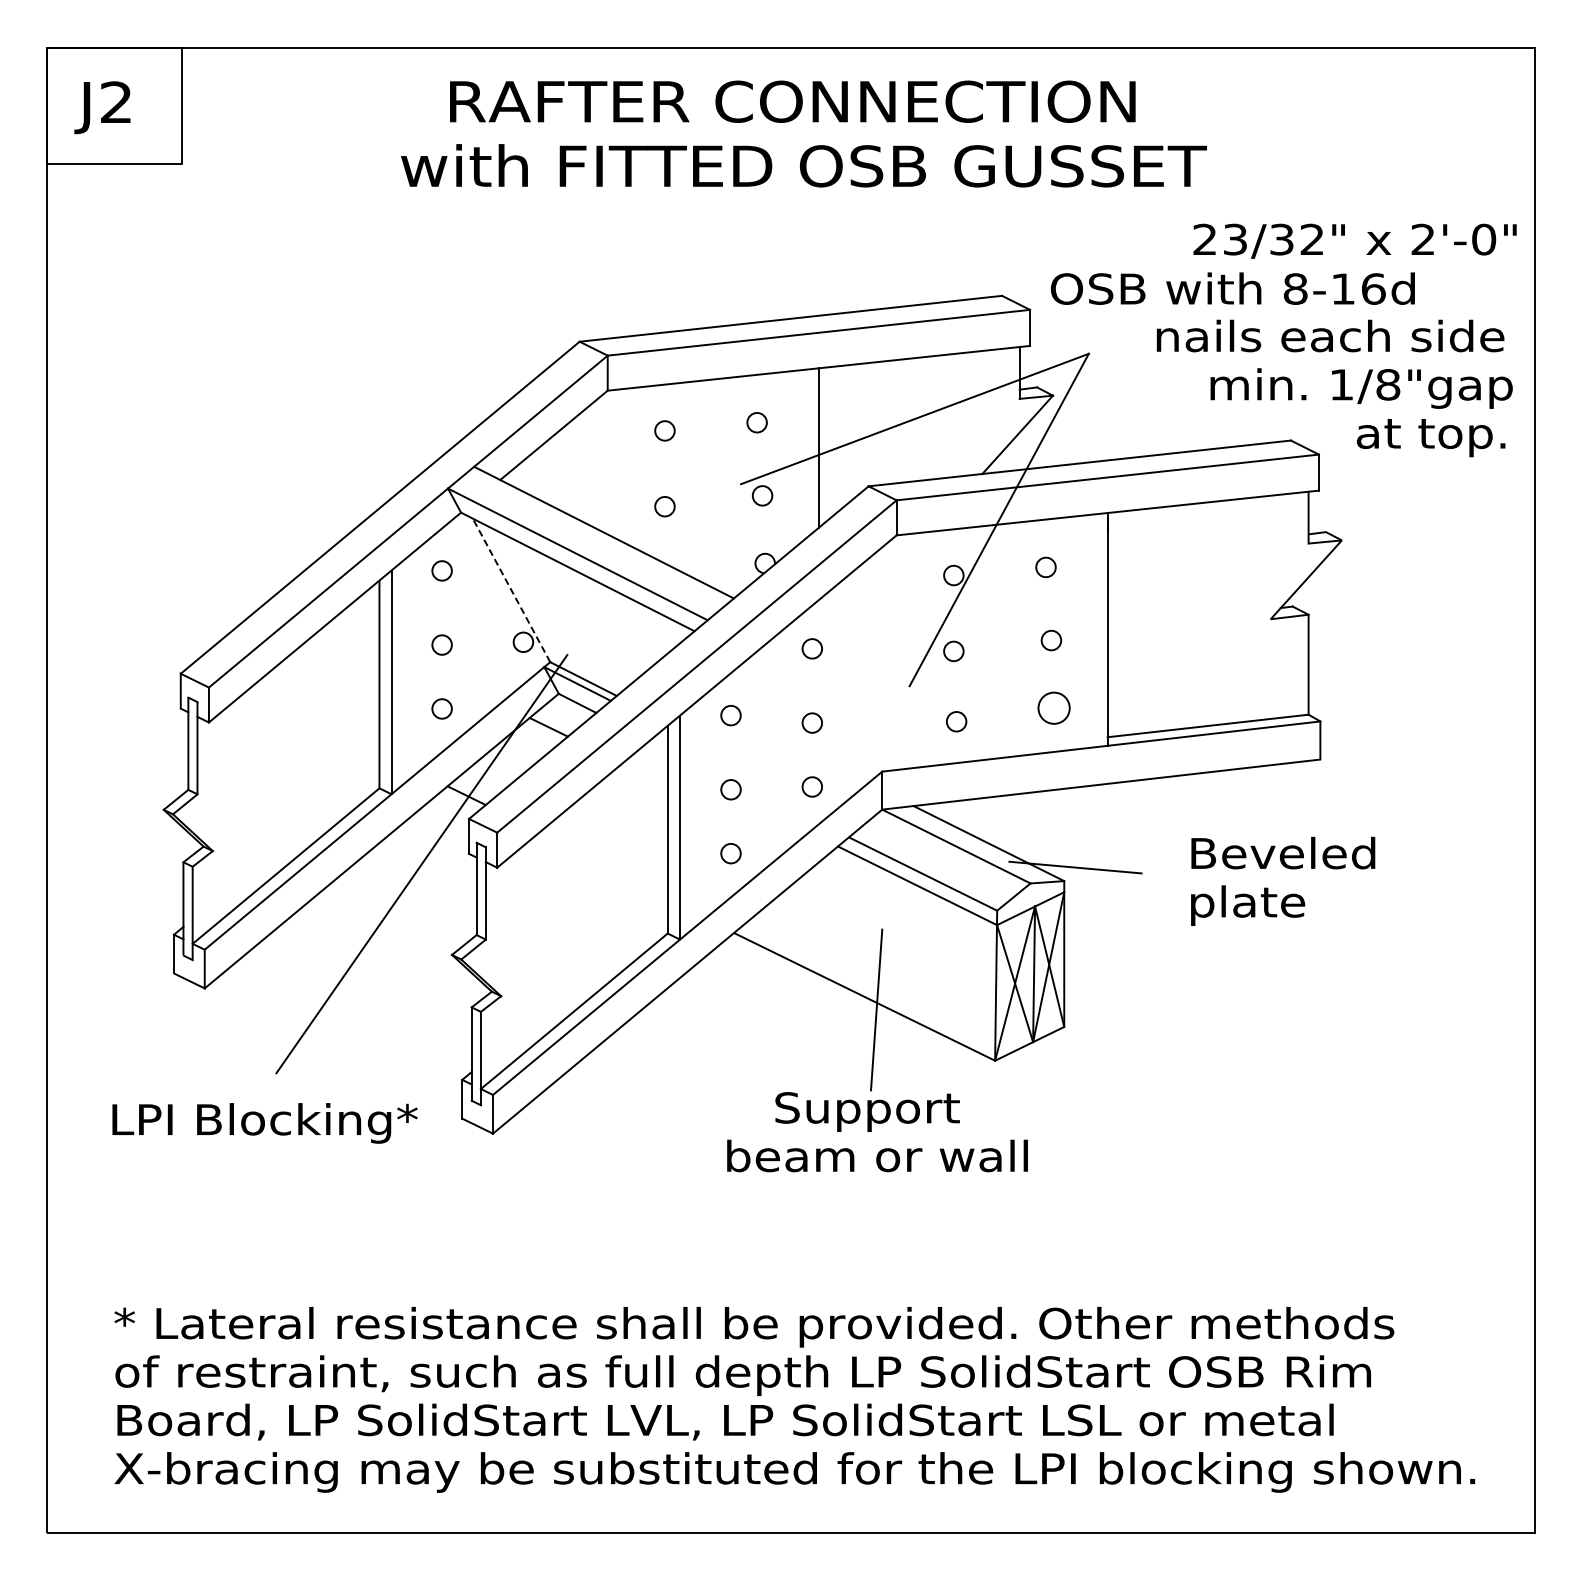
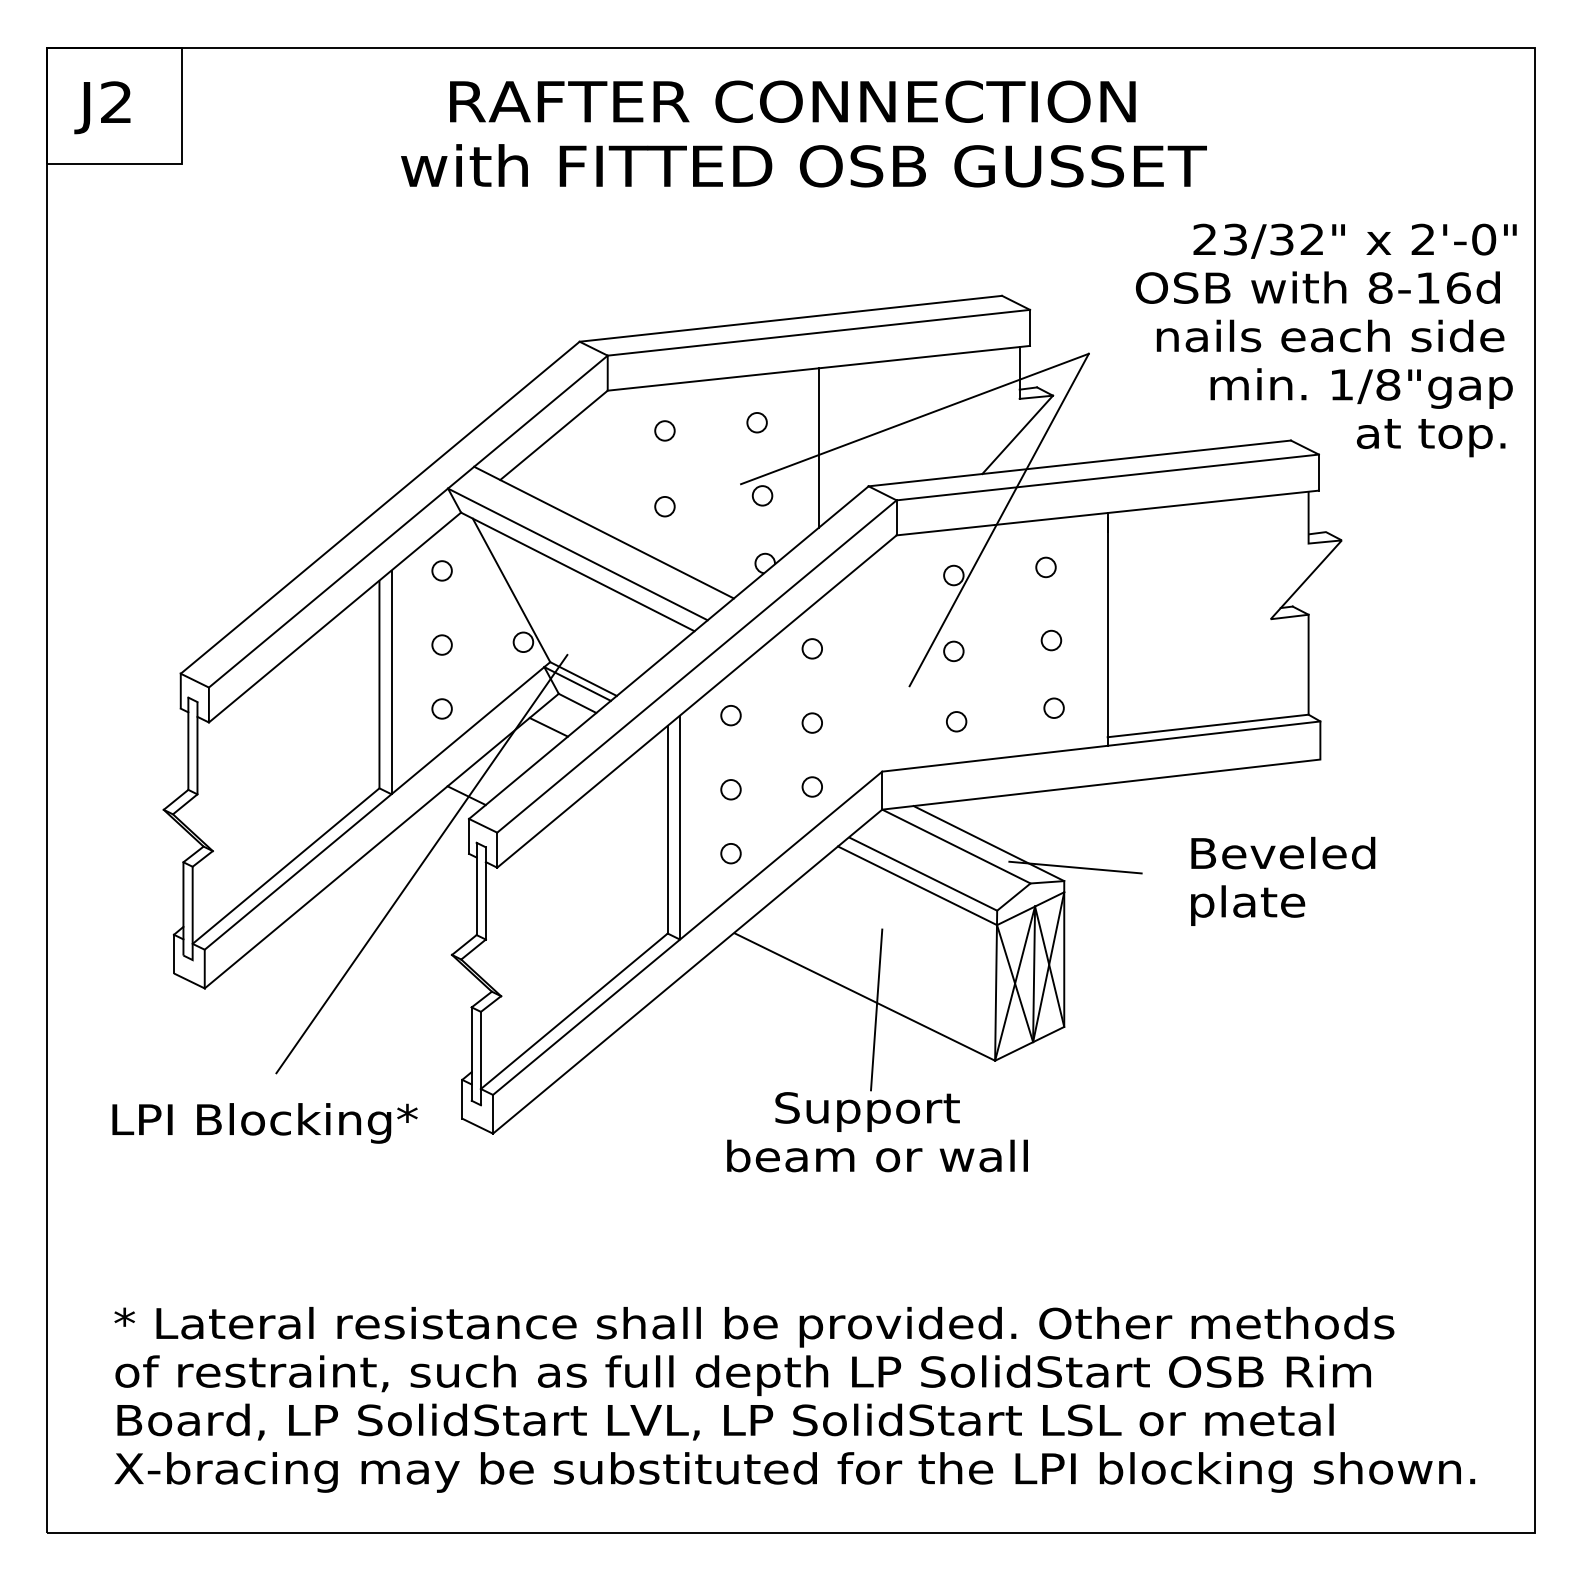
text position: (1232, 288) -> (1317, 287) (1317, 287)
line: dashed -> solid (511, 590)
circle diameter: 31 px -> 20 px (1053, 708)
